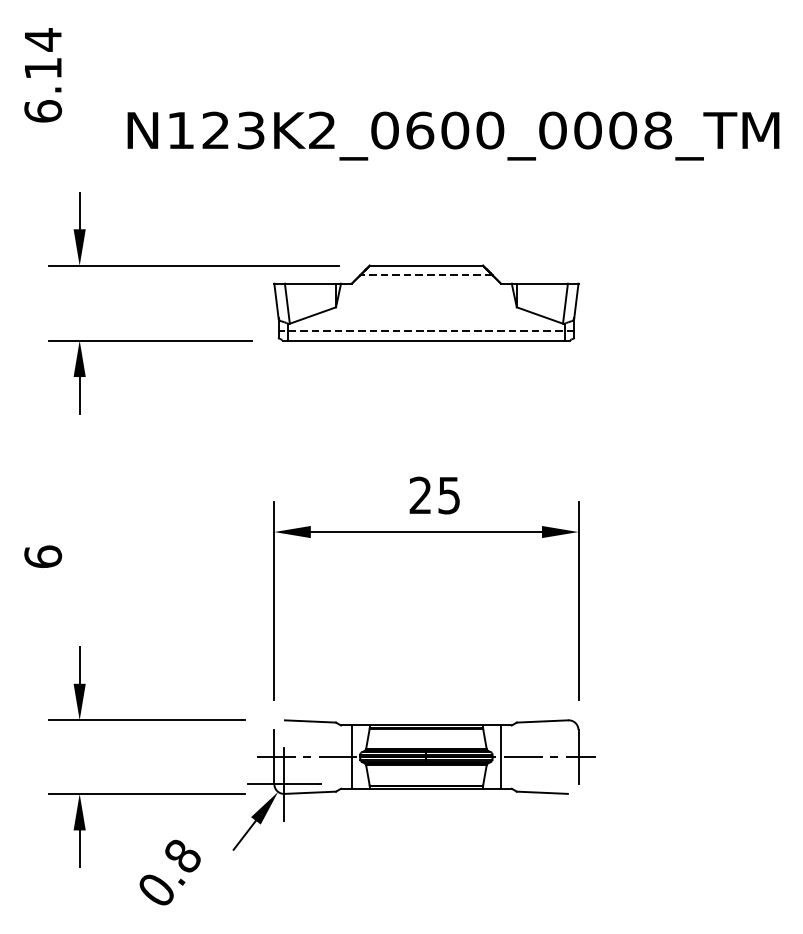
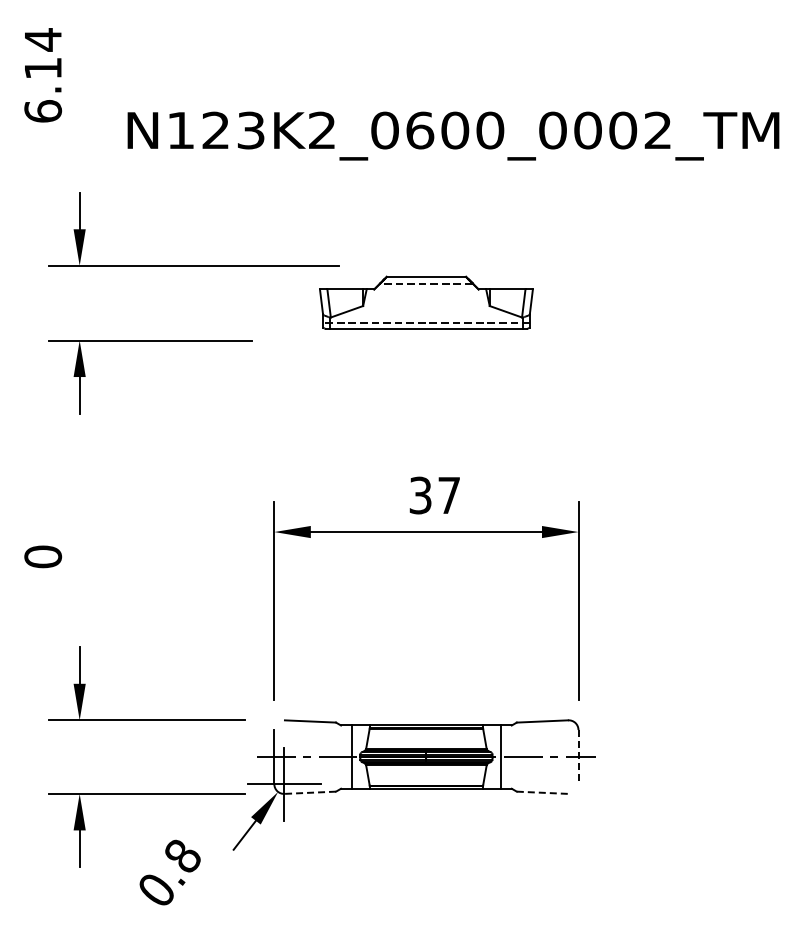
text: N123K2_0600_0008_TM -> N123K2_0600_0002_TM (658, 130)
part size: 307x78 px -> 215x55 px (426, 302)
text: 25 -> 37 (434, 495)
text: 6 -> 0 (42, 556)
line: solid -> dashed (578, 757)
line: solid -> dashed (310, 792)
line: solid -> dashed (542, 792)
